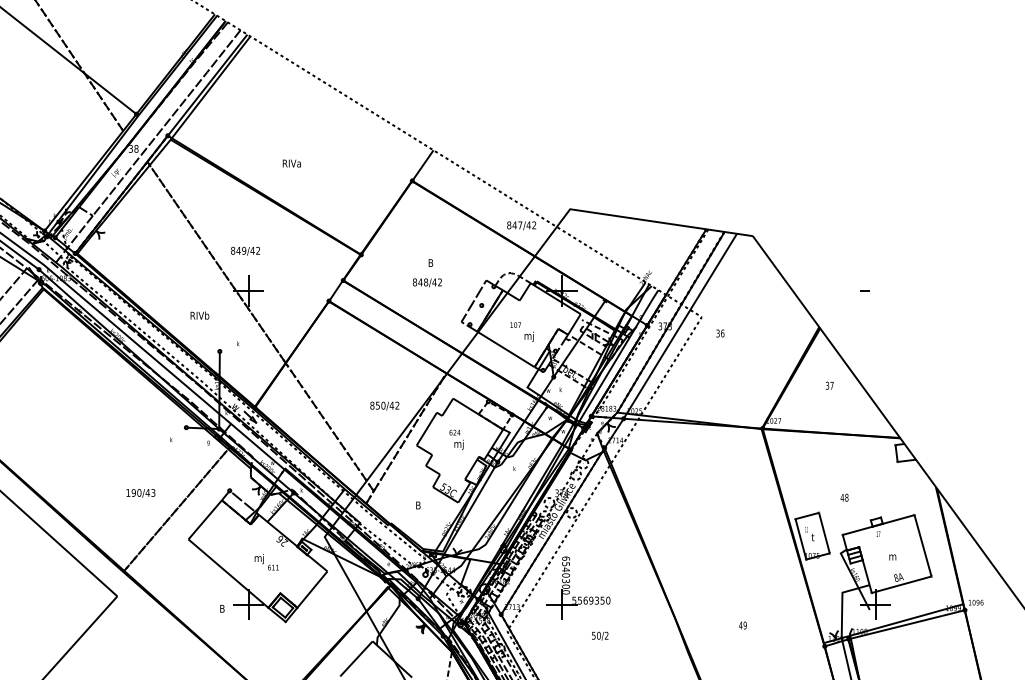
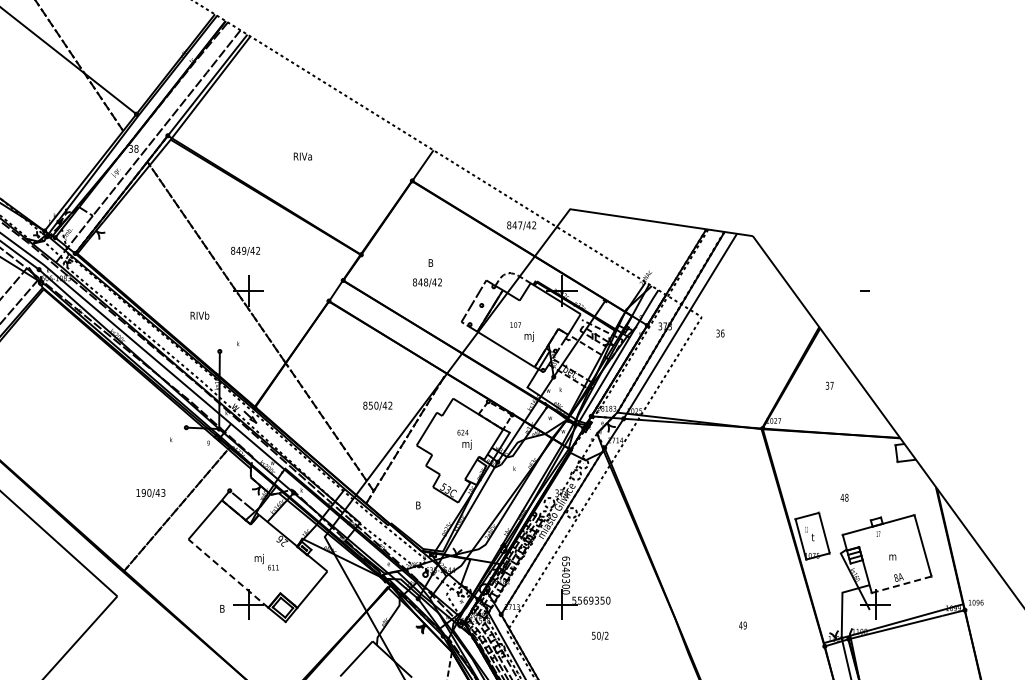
text position: (291, 163) -> (302, 156) (302, 156)
text position: (384, 405) -> (377, 405) (377, 405)
text position: (456, 439) -> (464, 439) (464, 439)
text position: (140, 493) -> (150, 493) (150, 493)
line: solid -> dashed (228, 573)
line: solid -> dashed (901, 584)
